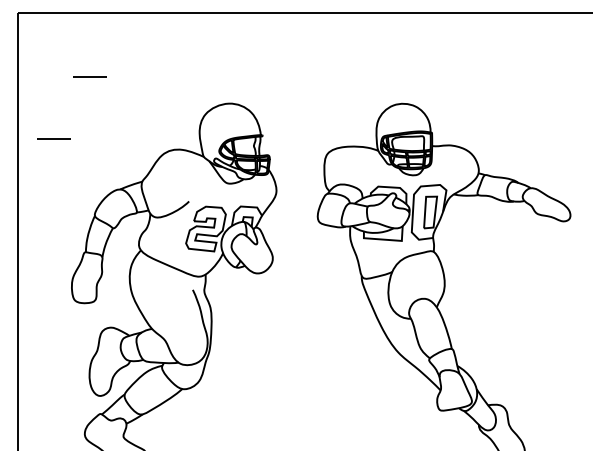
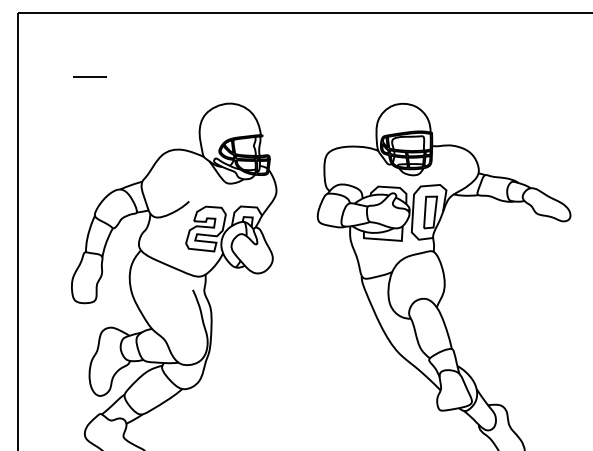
line: present -> none (53, 138)
